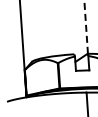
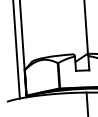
line: dashed -> solid (86, 27)
line: none -> present (16, 50)
